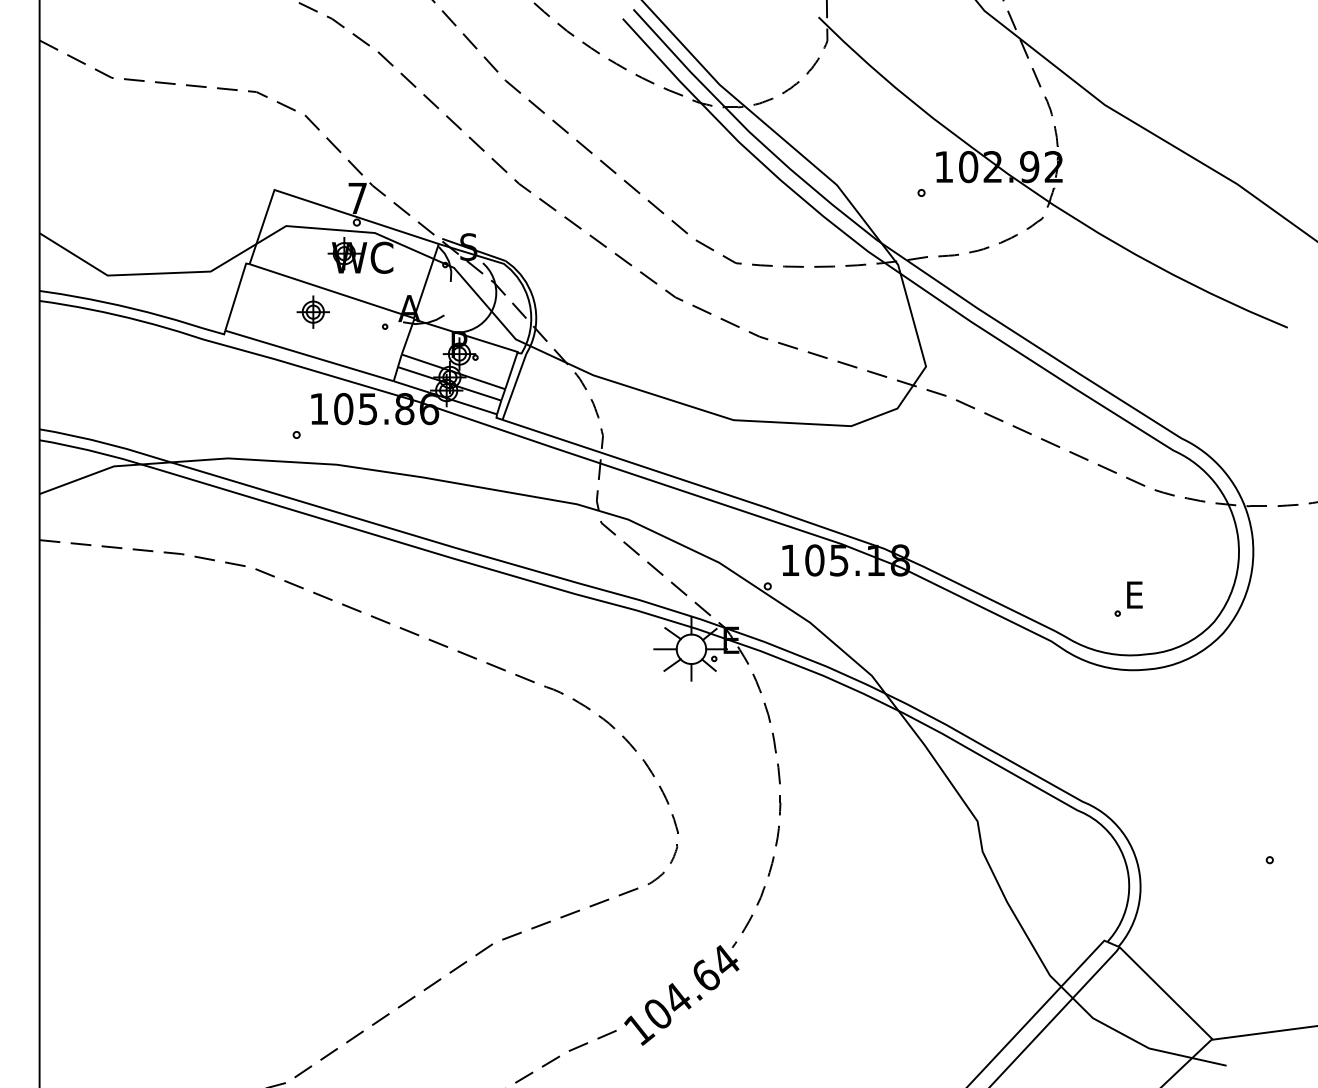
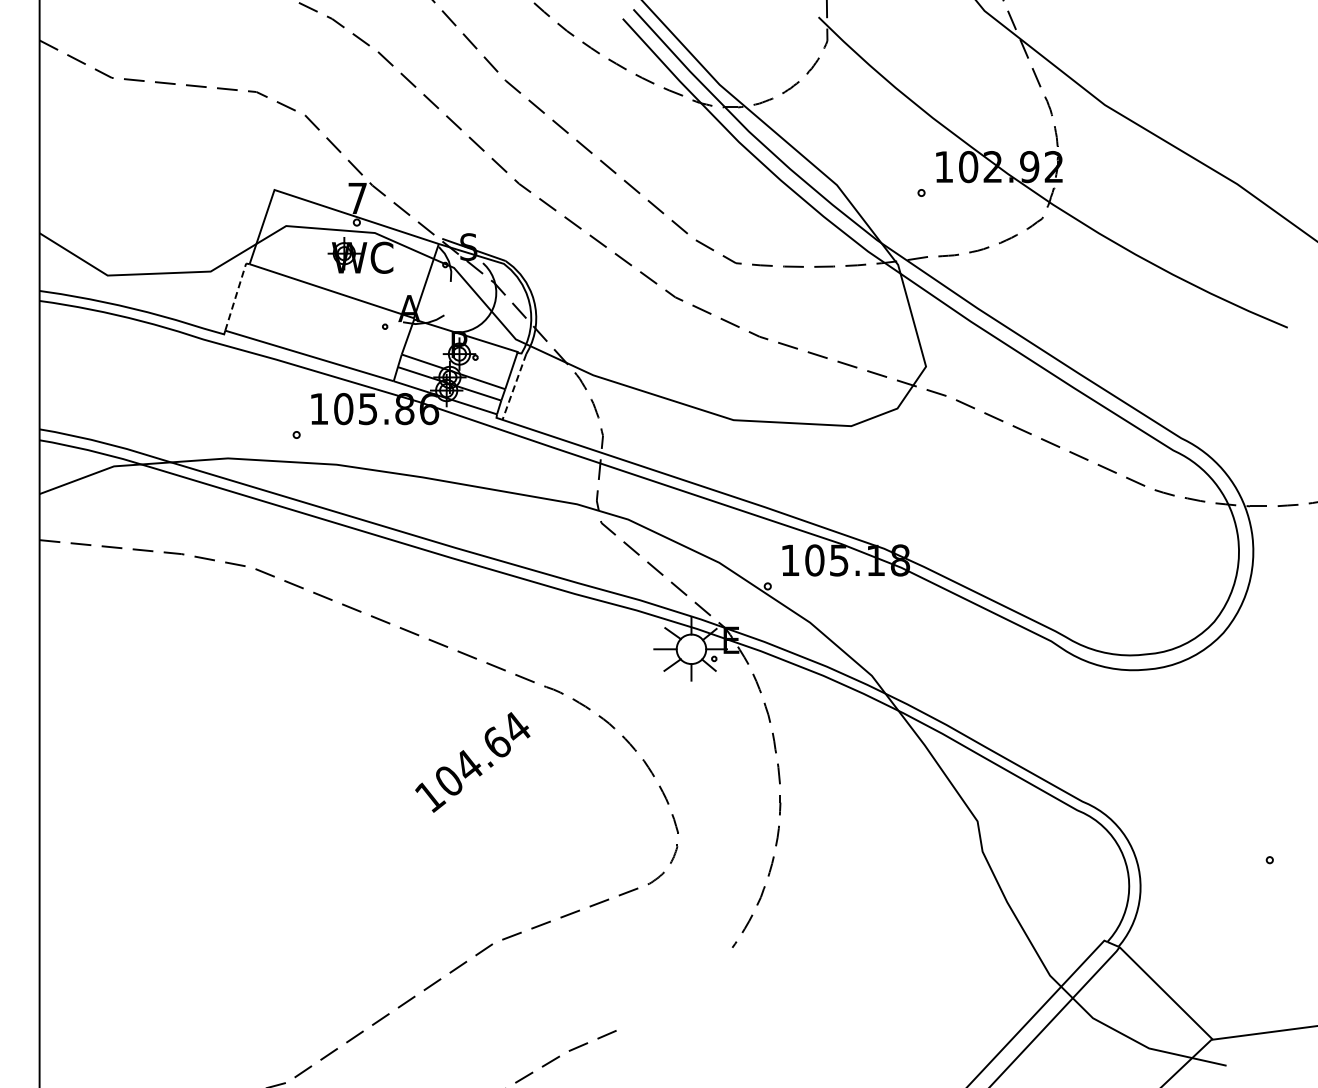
line: solid -> dashed (236, 294)
part: present -> none (312, 311)
line: solid -> dashed (514, 386)
part: present -> none (1128, 598)
text position: (681, 995) -> (472, 762) (472, 762)
